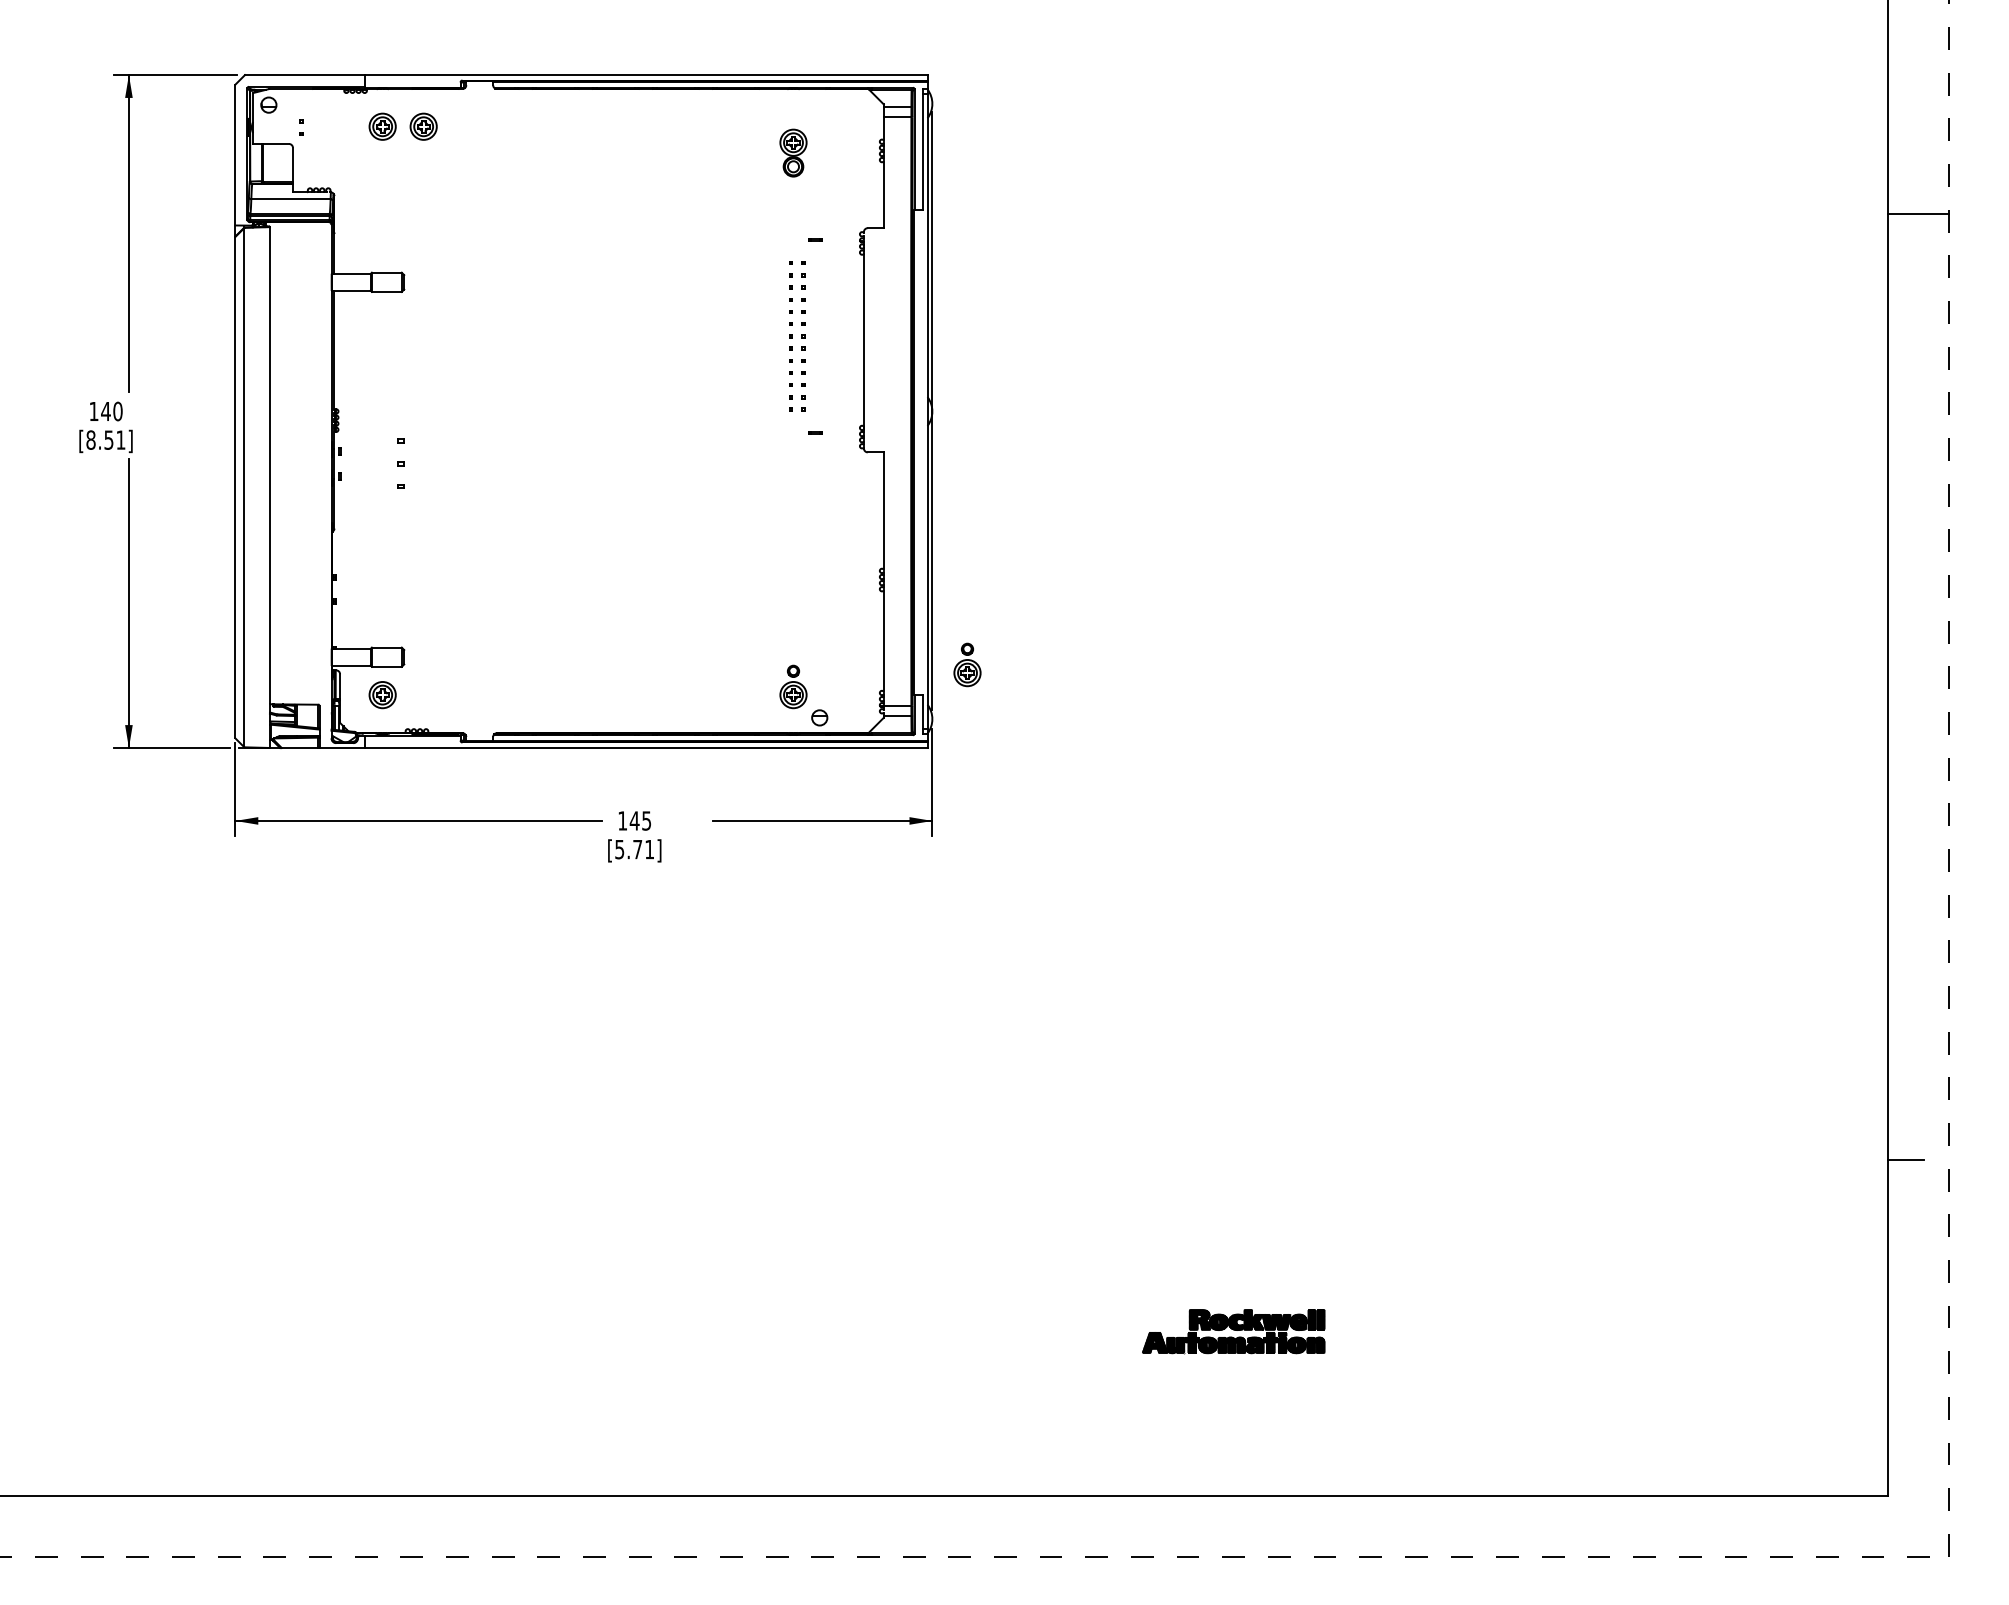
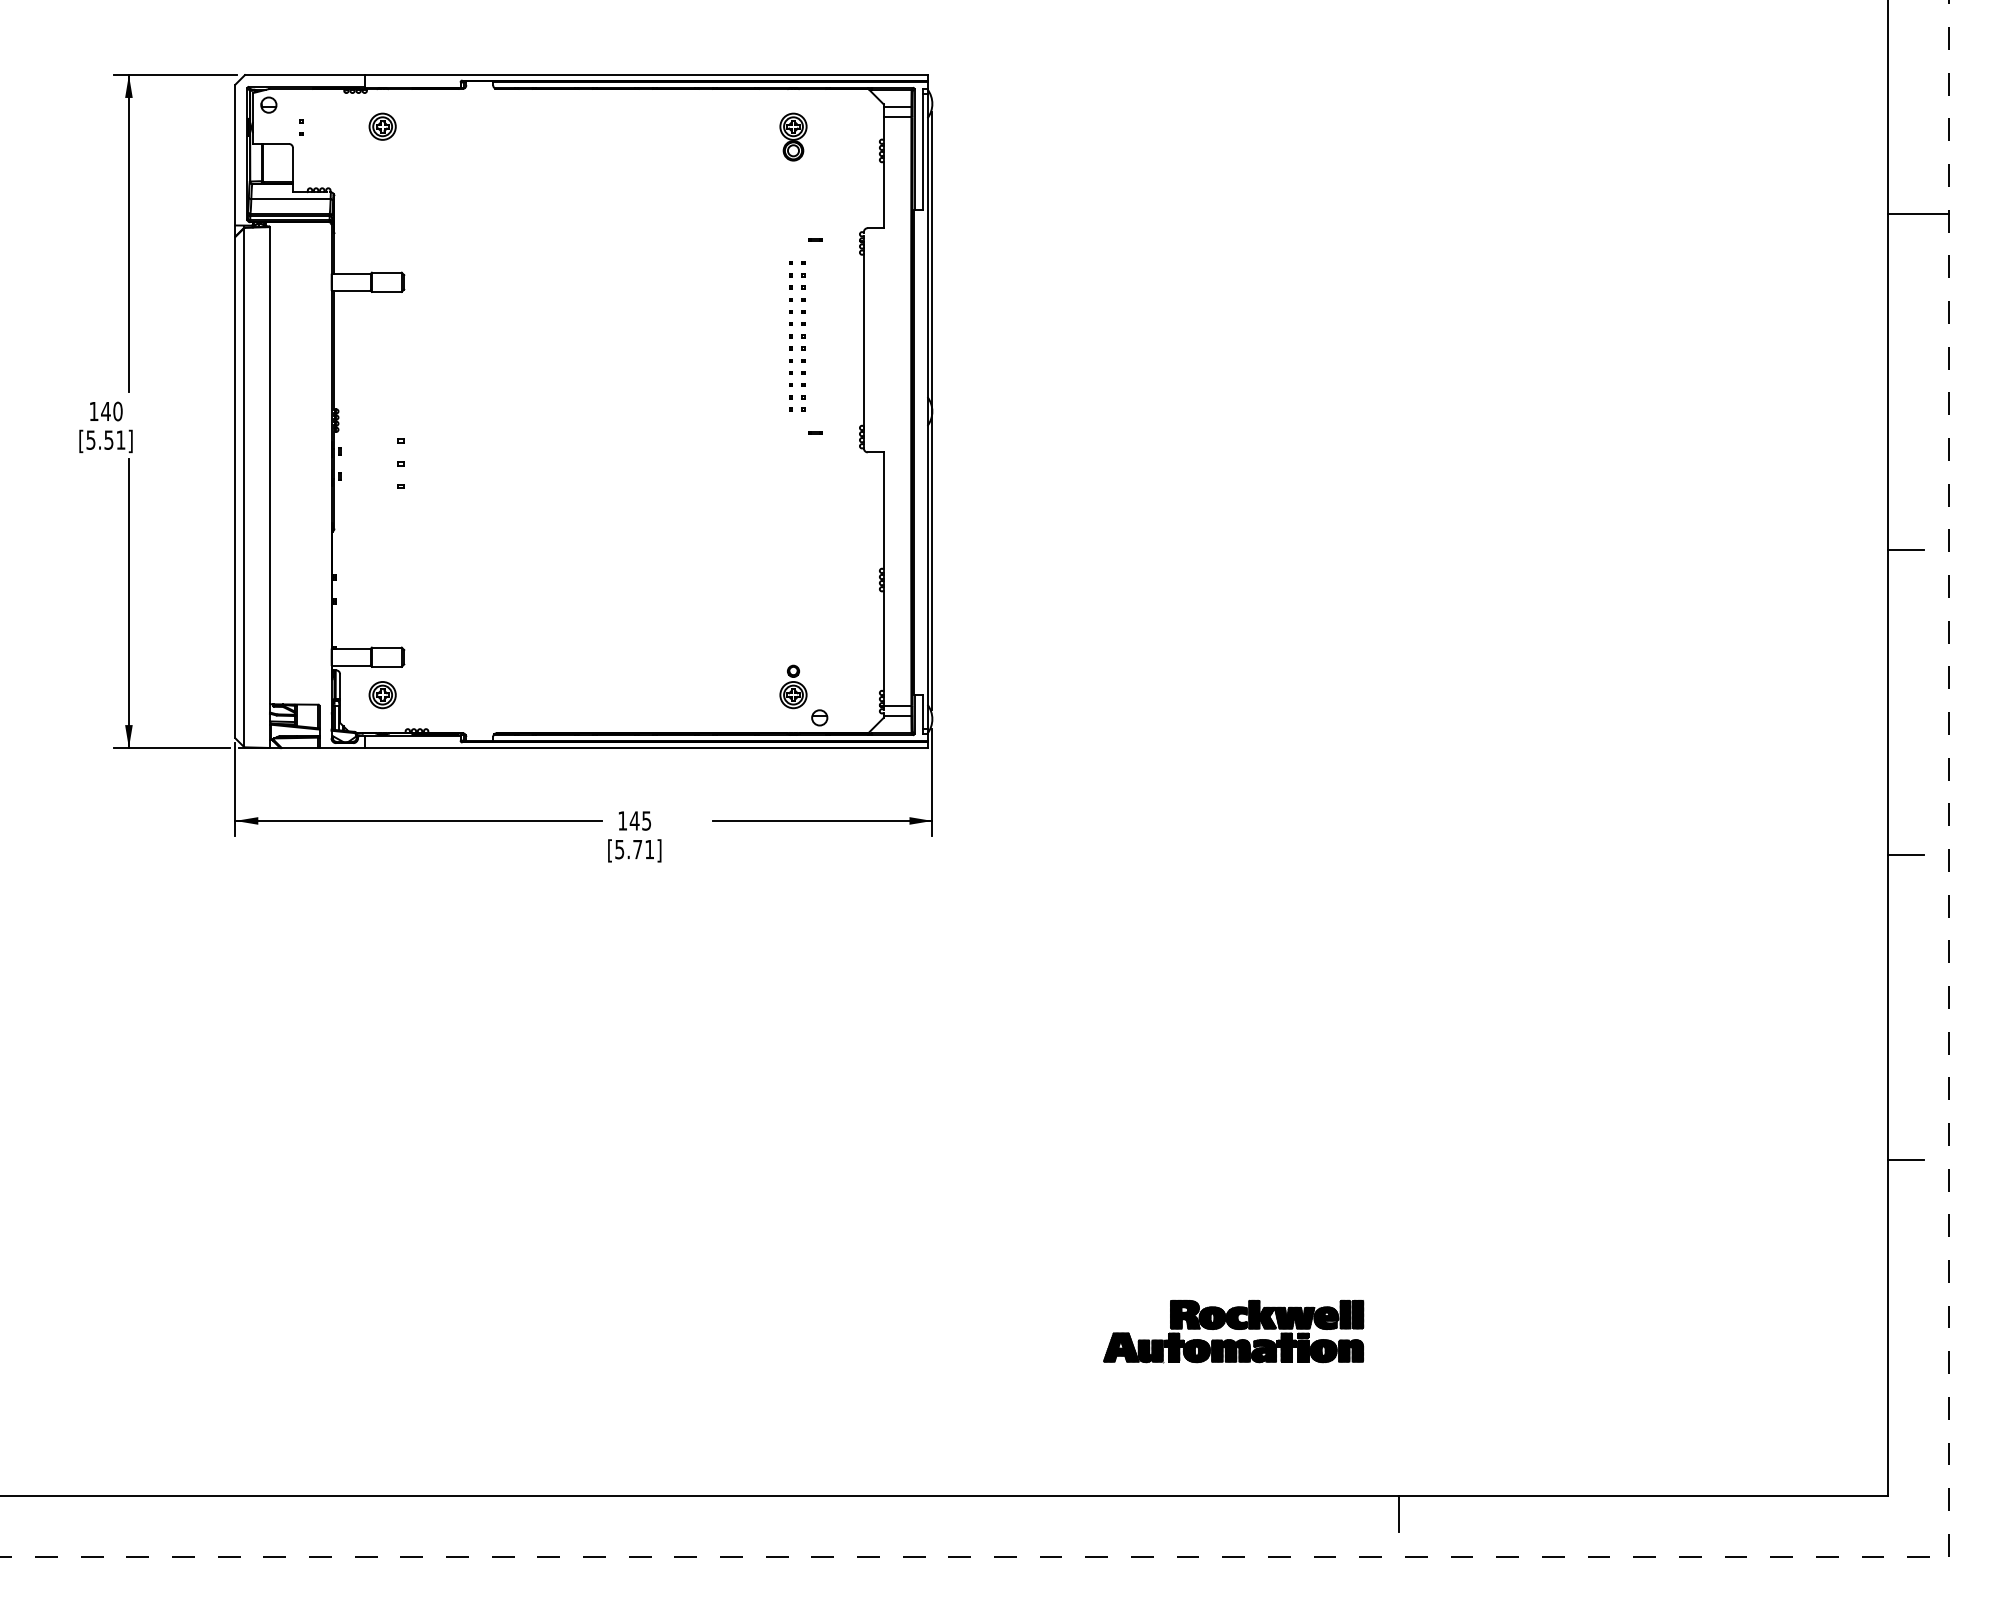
part: present -> none (423, 126)
part position: (793, 152) -> (793, 136) (793, 136)
text: [8.51] -> [5.51] (90, 439)
line: none -> present (1905, 549)
part: present -> none (967, 664)
line: none -> present (1905, 854)
part size: 184x46 px -> 262x64 px (1233, 1331)
line: none -> present (1399, 1513)
